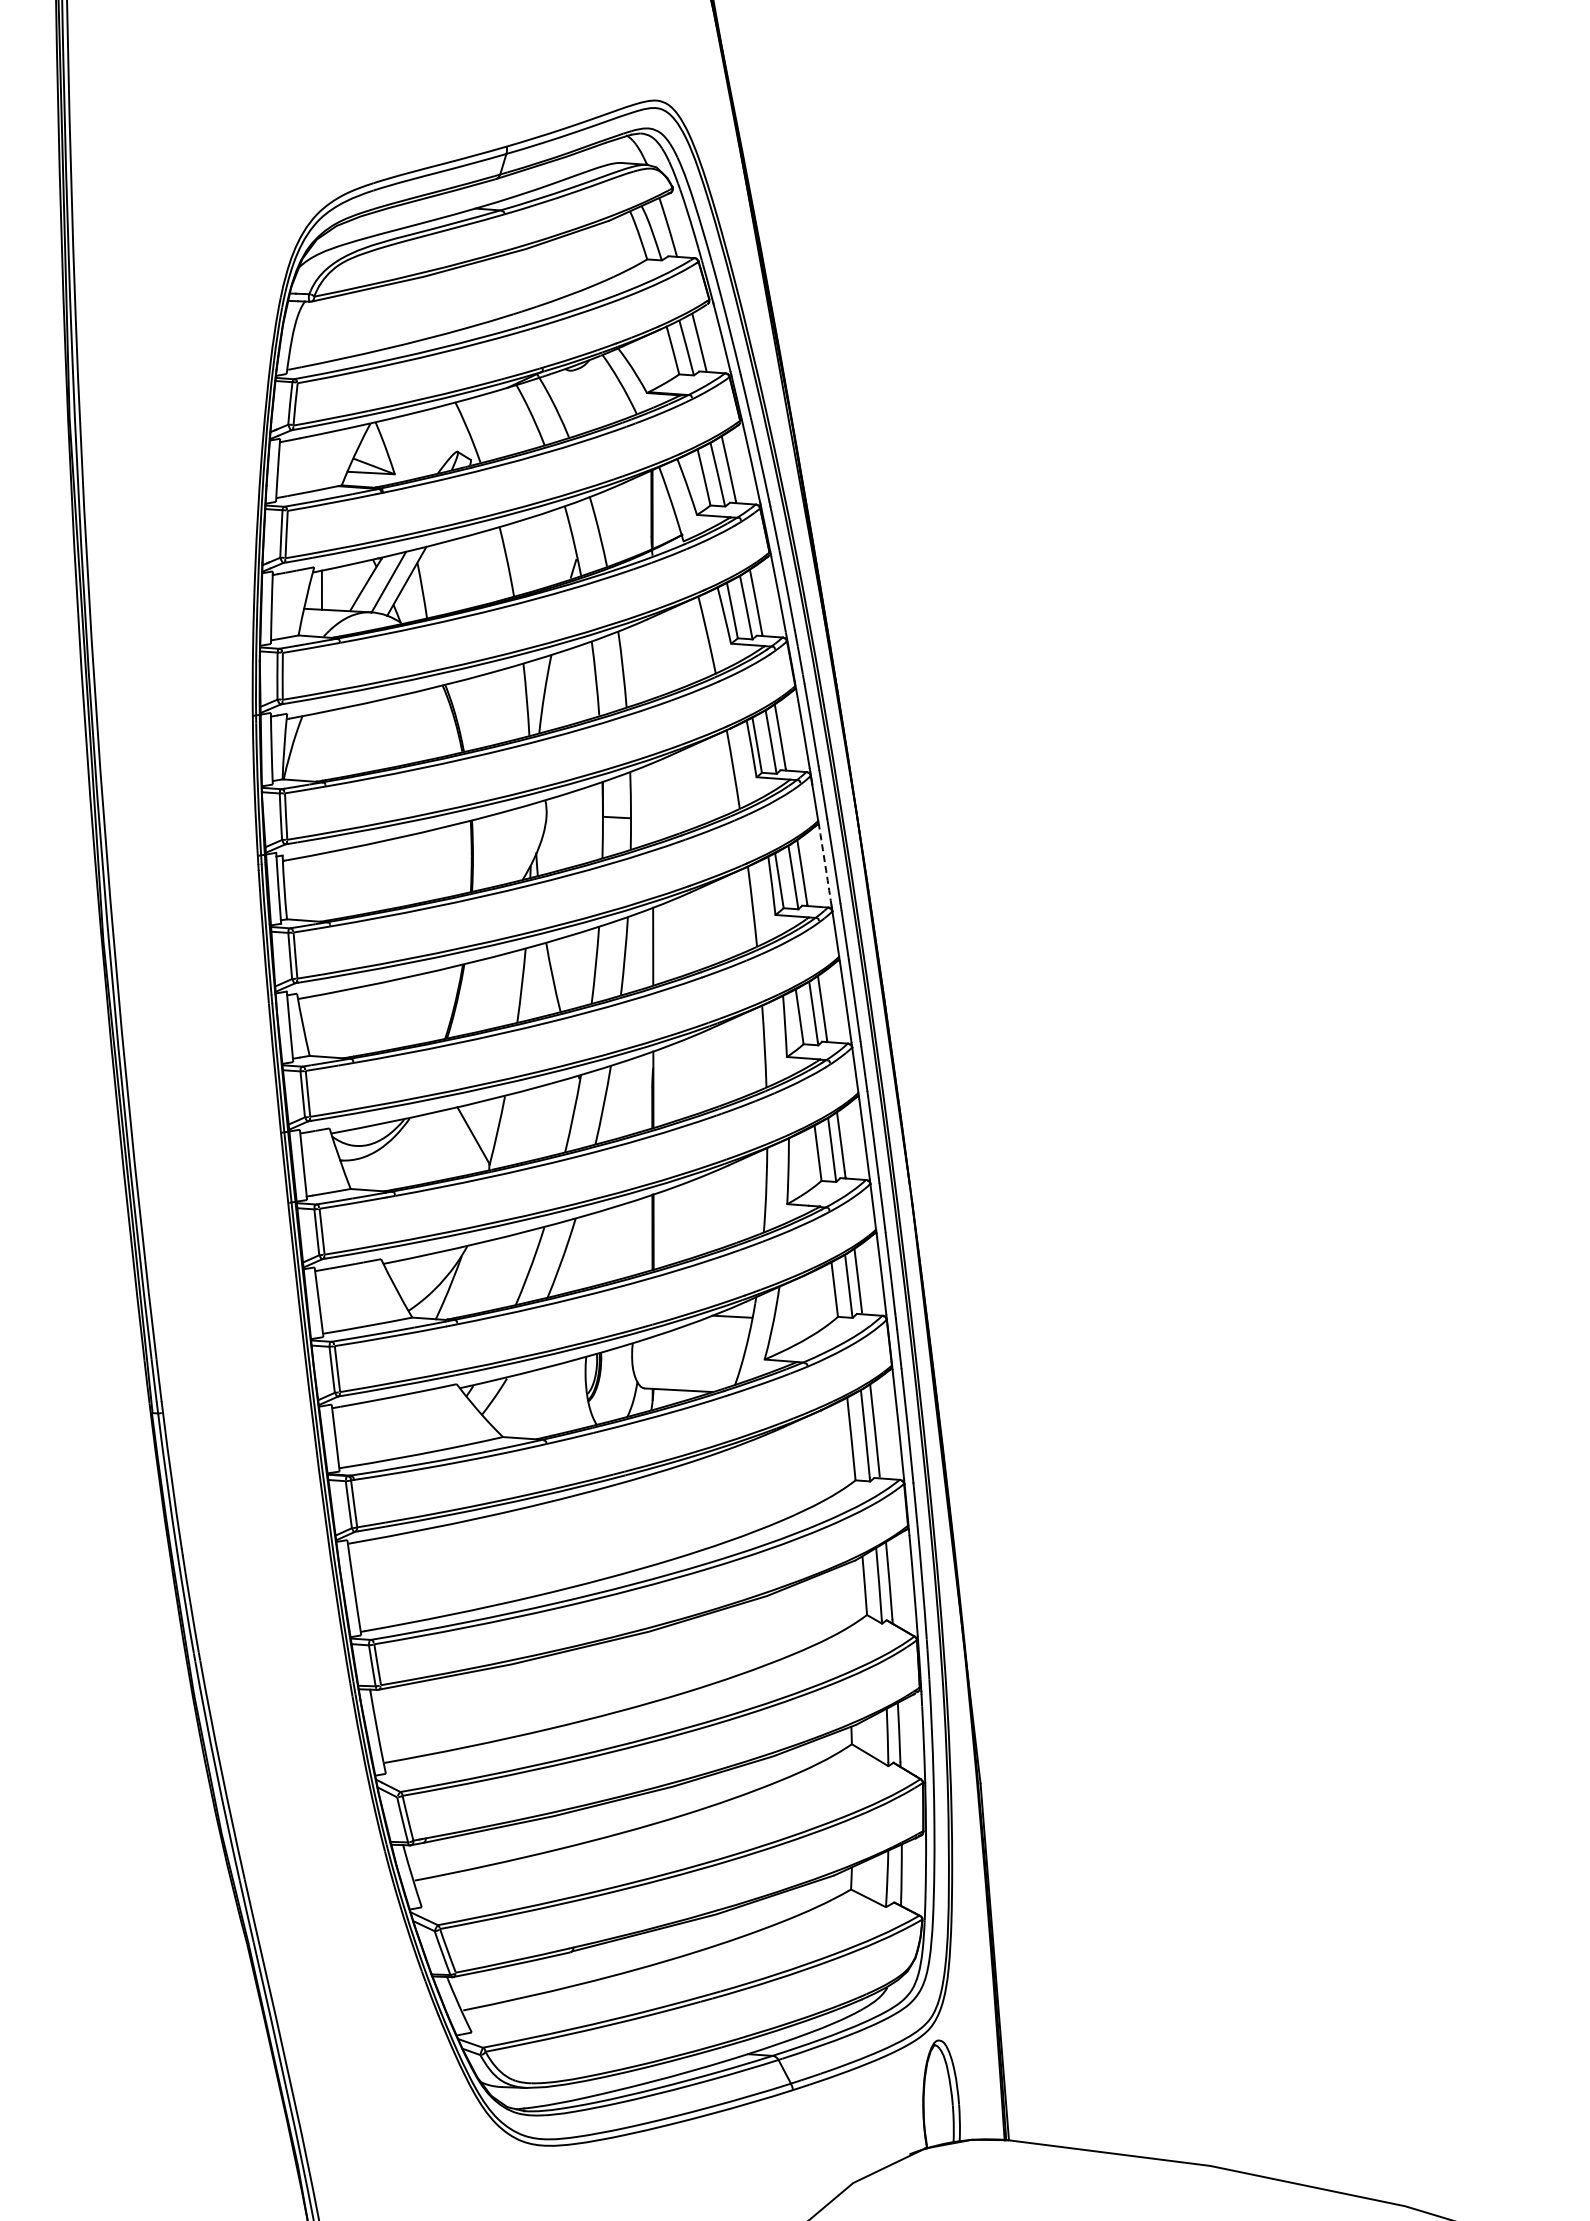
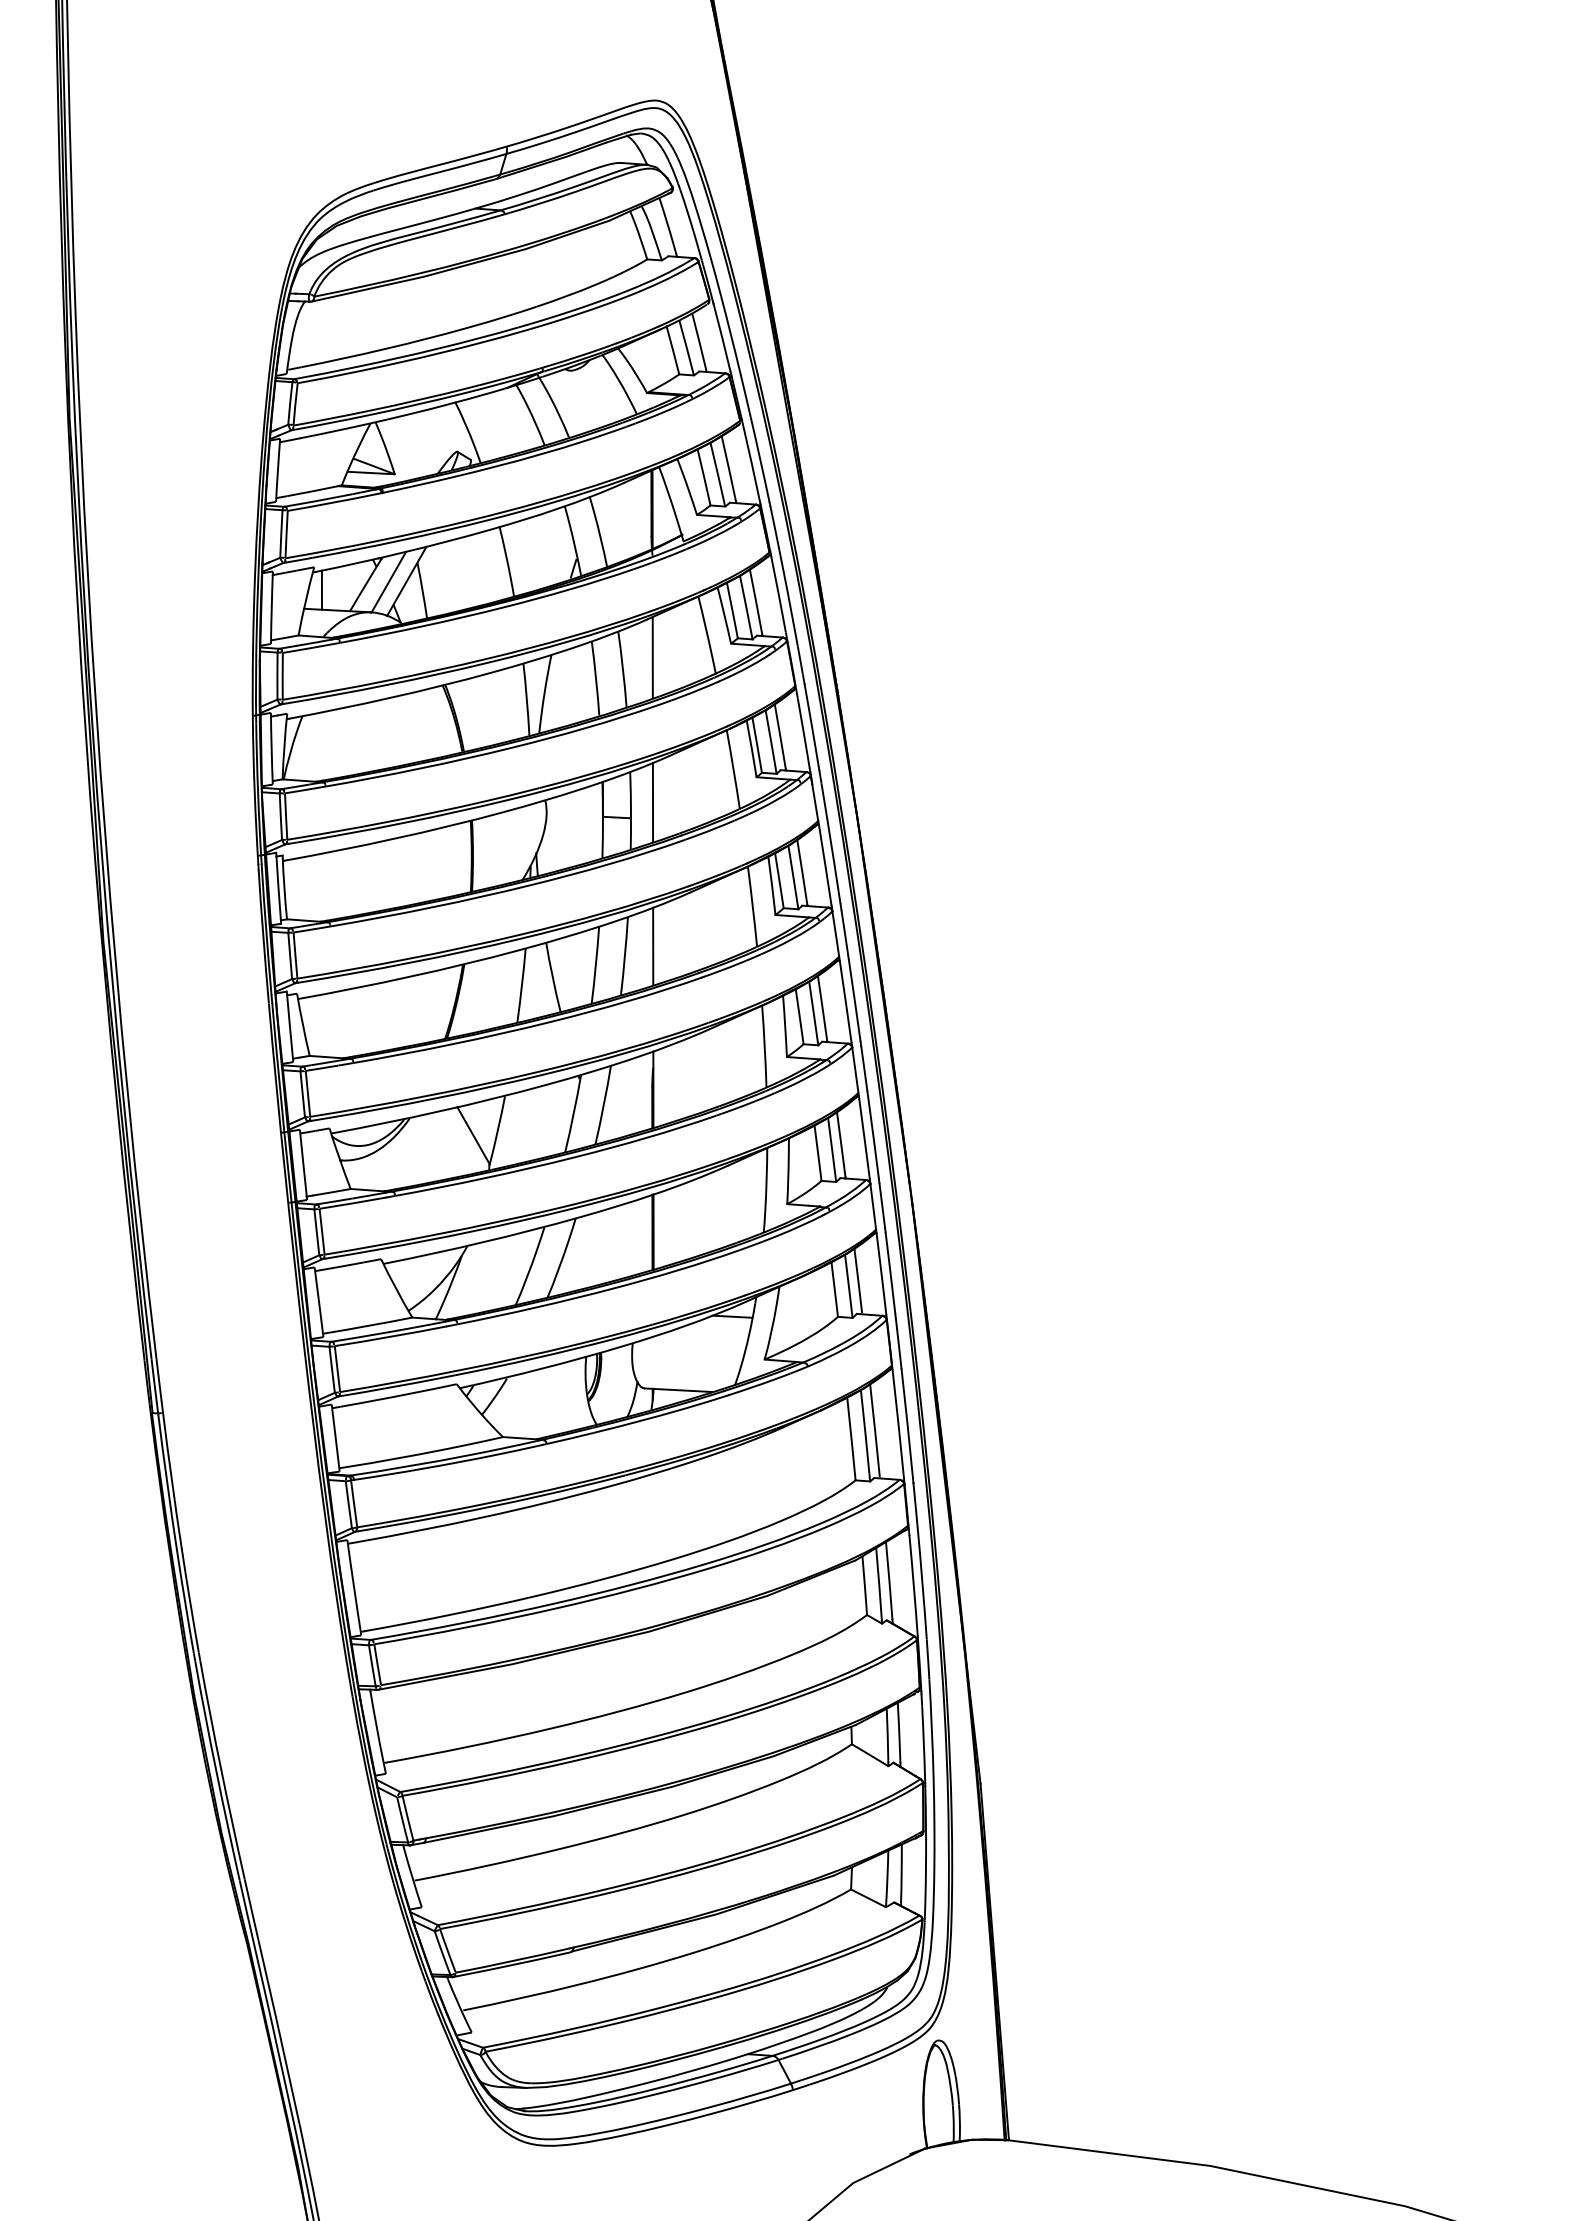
line: none -> present (652, 657)
line: none -> present (652, 802)
arc: dashed -> solid (825, 865)
